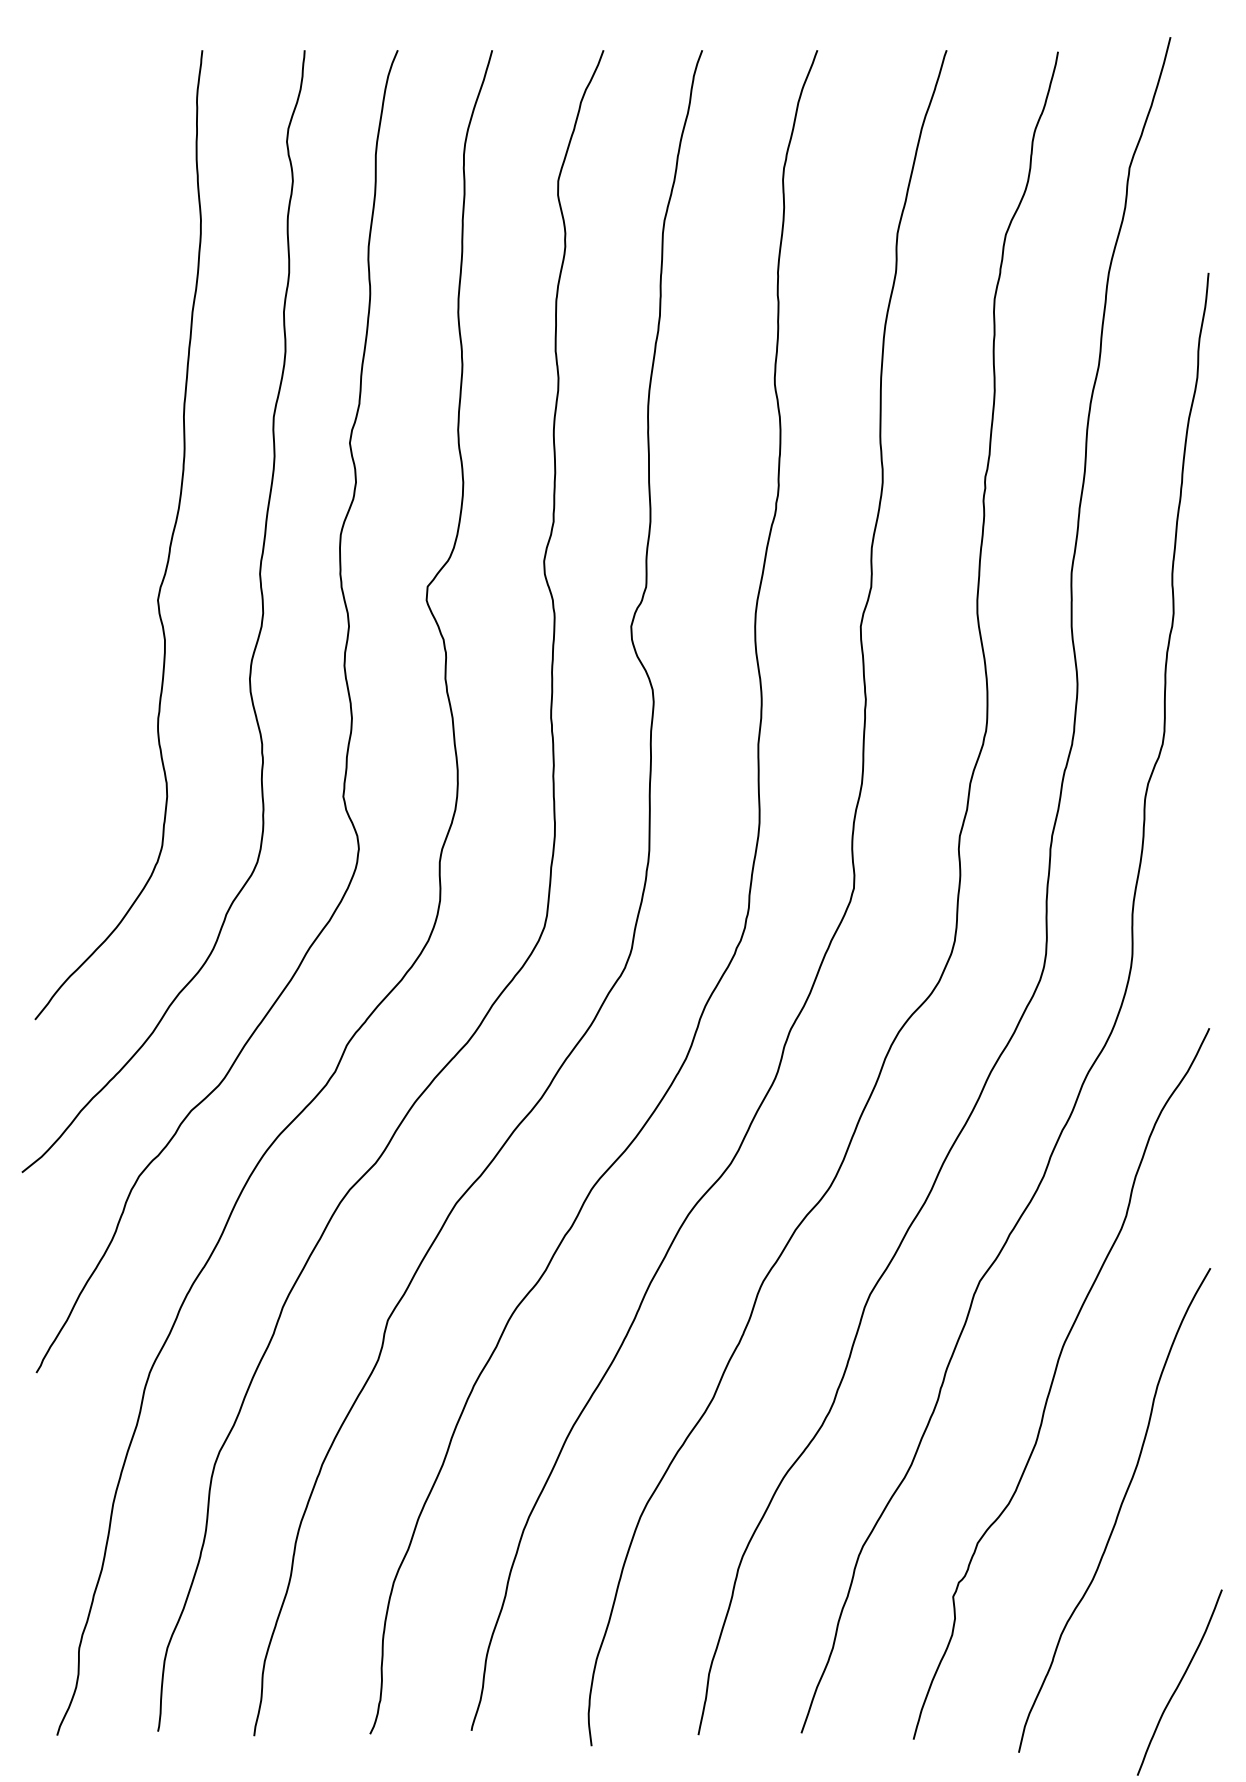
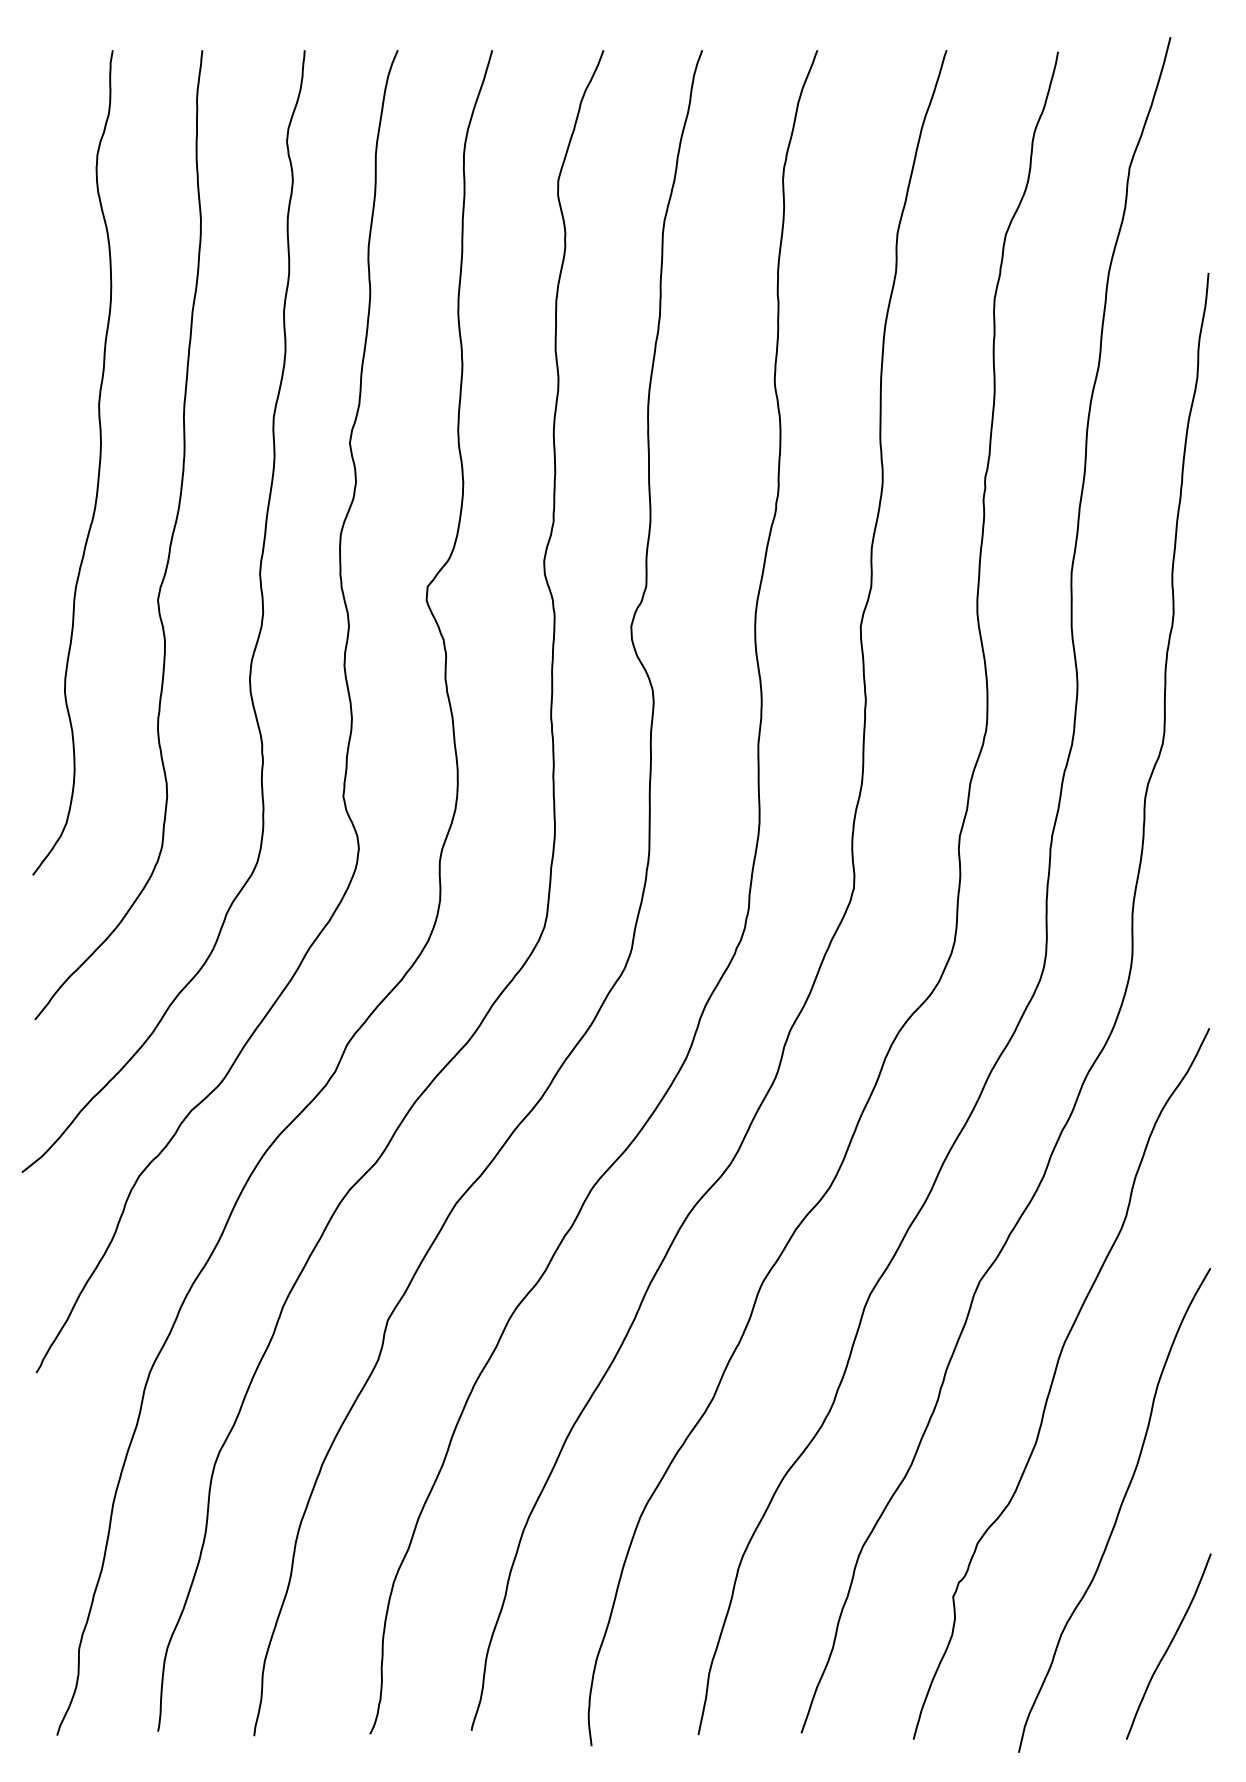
curve: none -> present (98, 465)
curve position: (1179, 1682) -> (1168, 1646) (1168, 1646)
